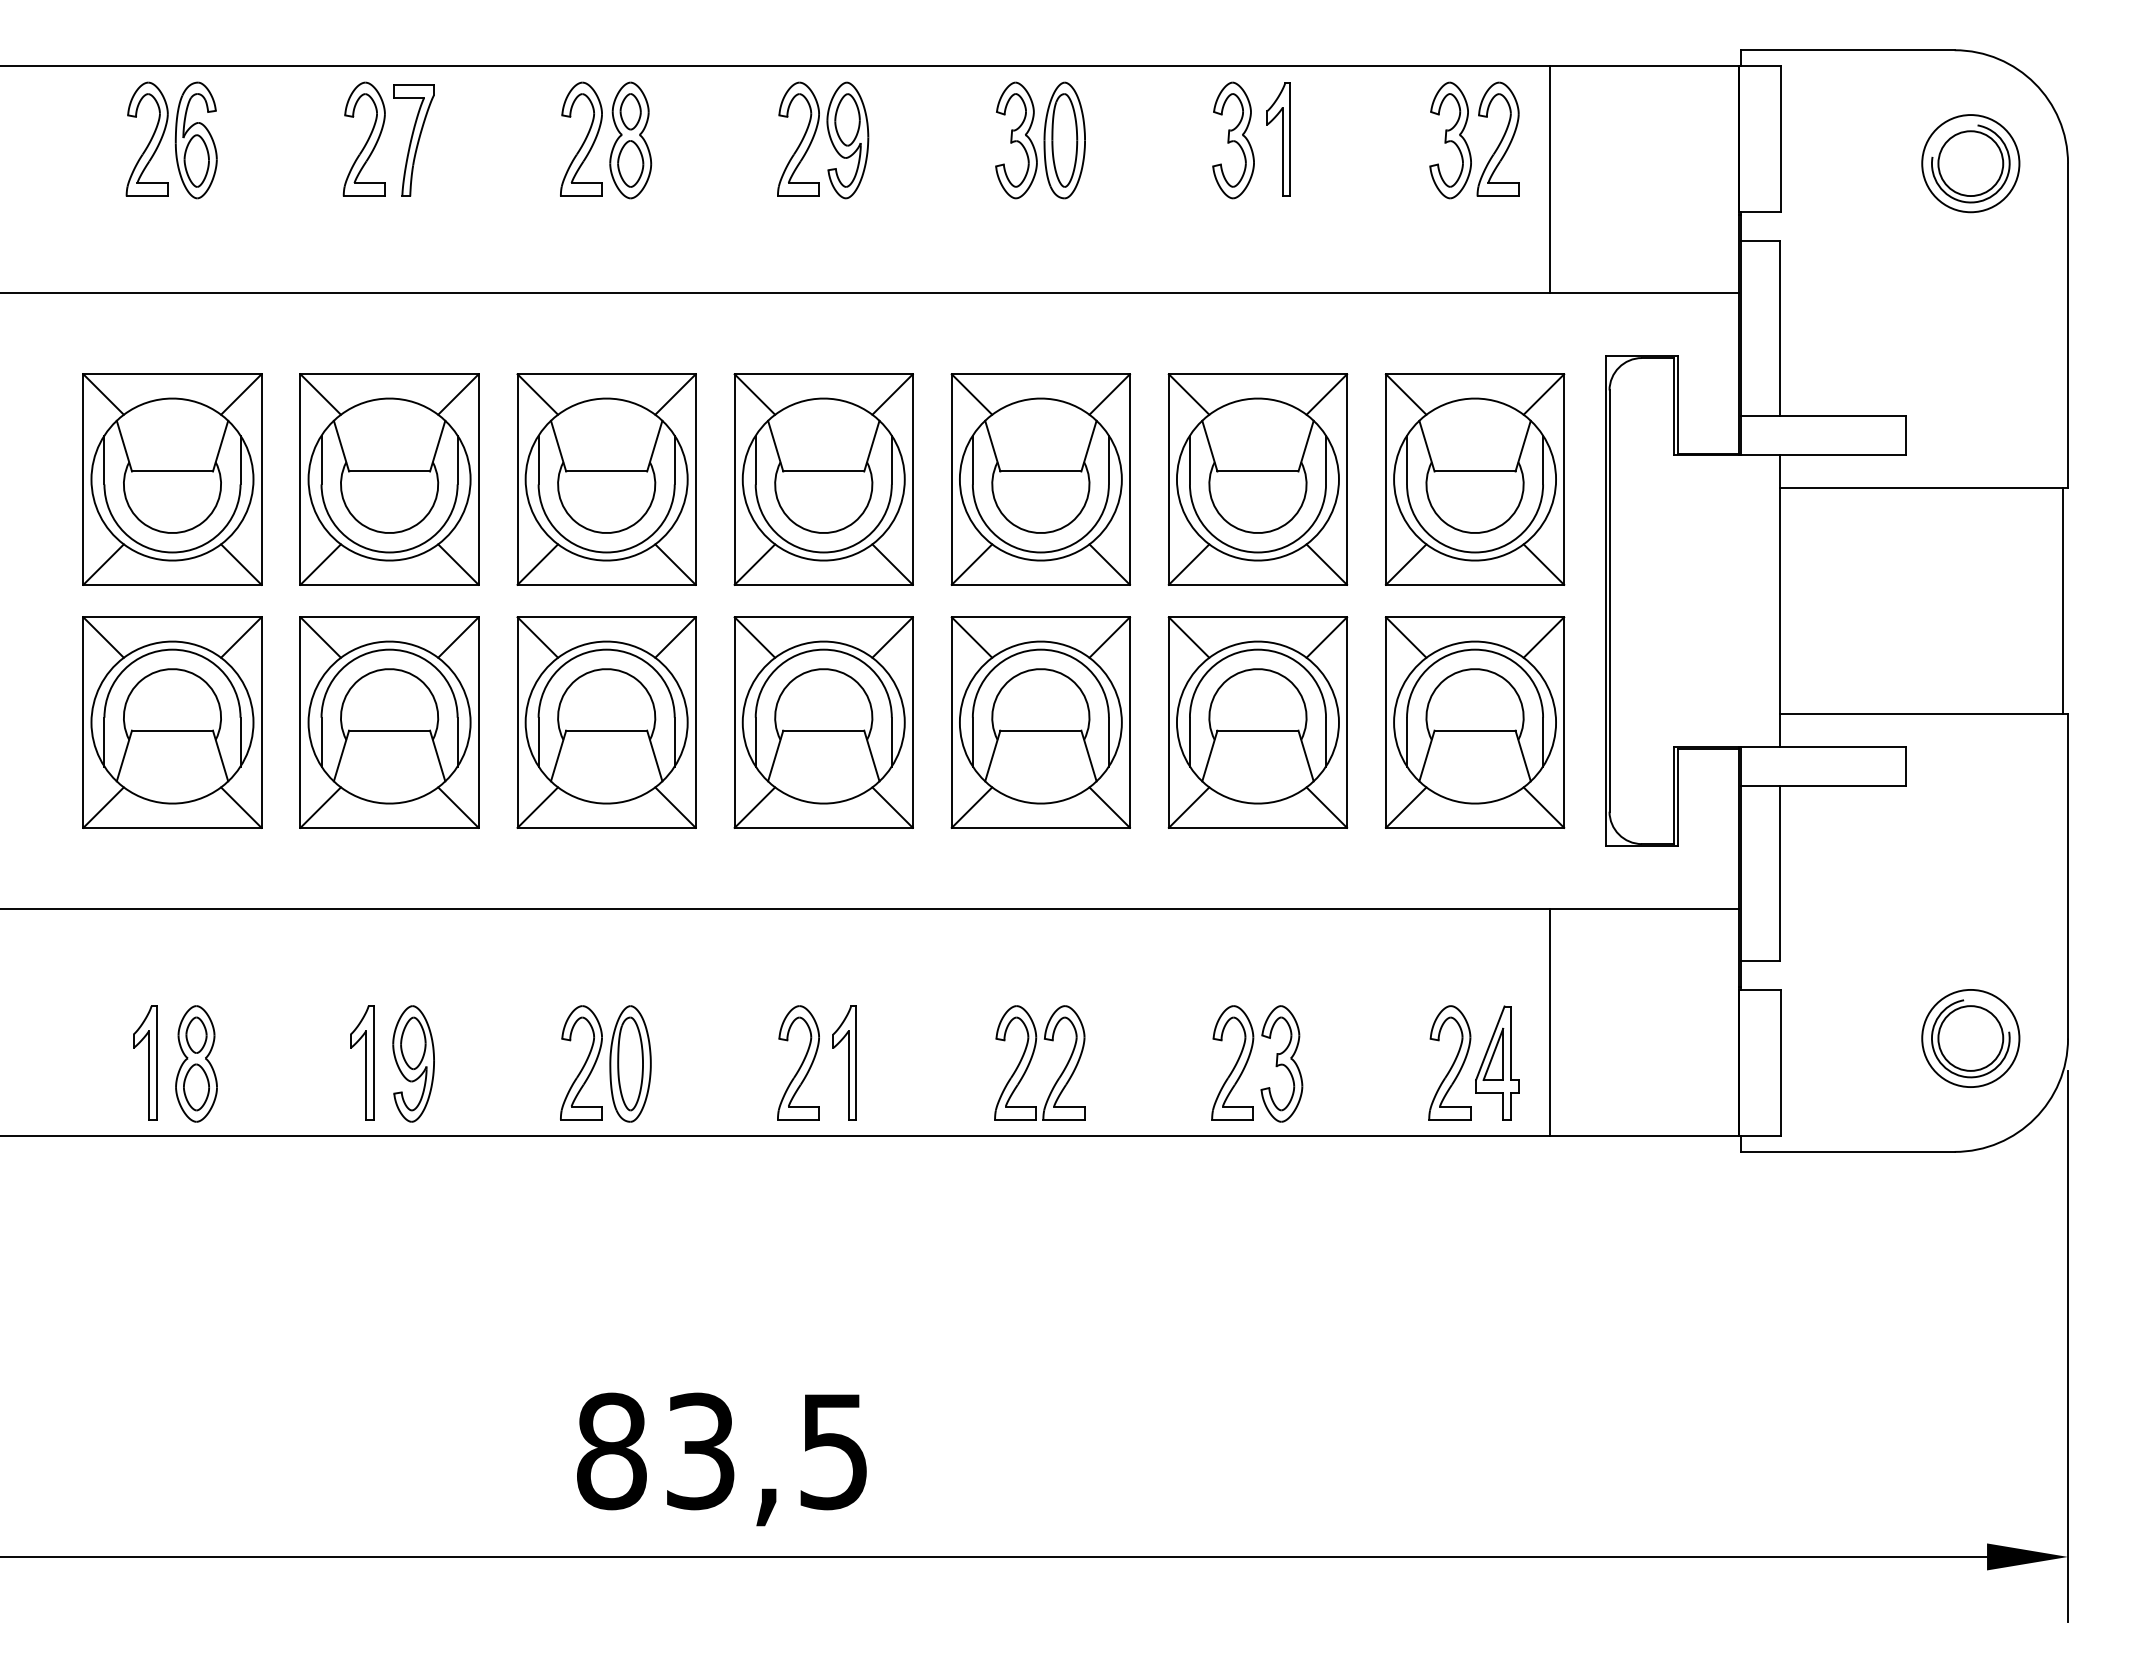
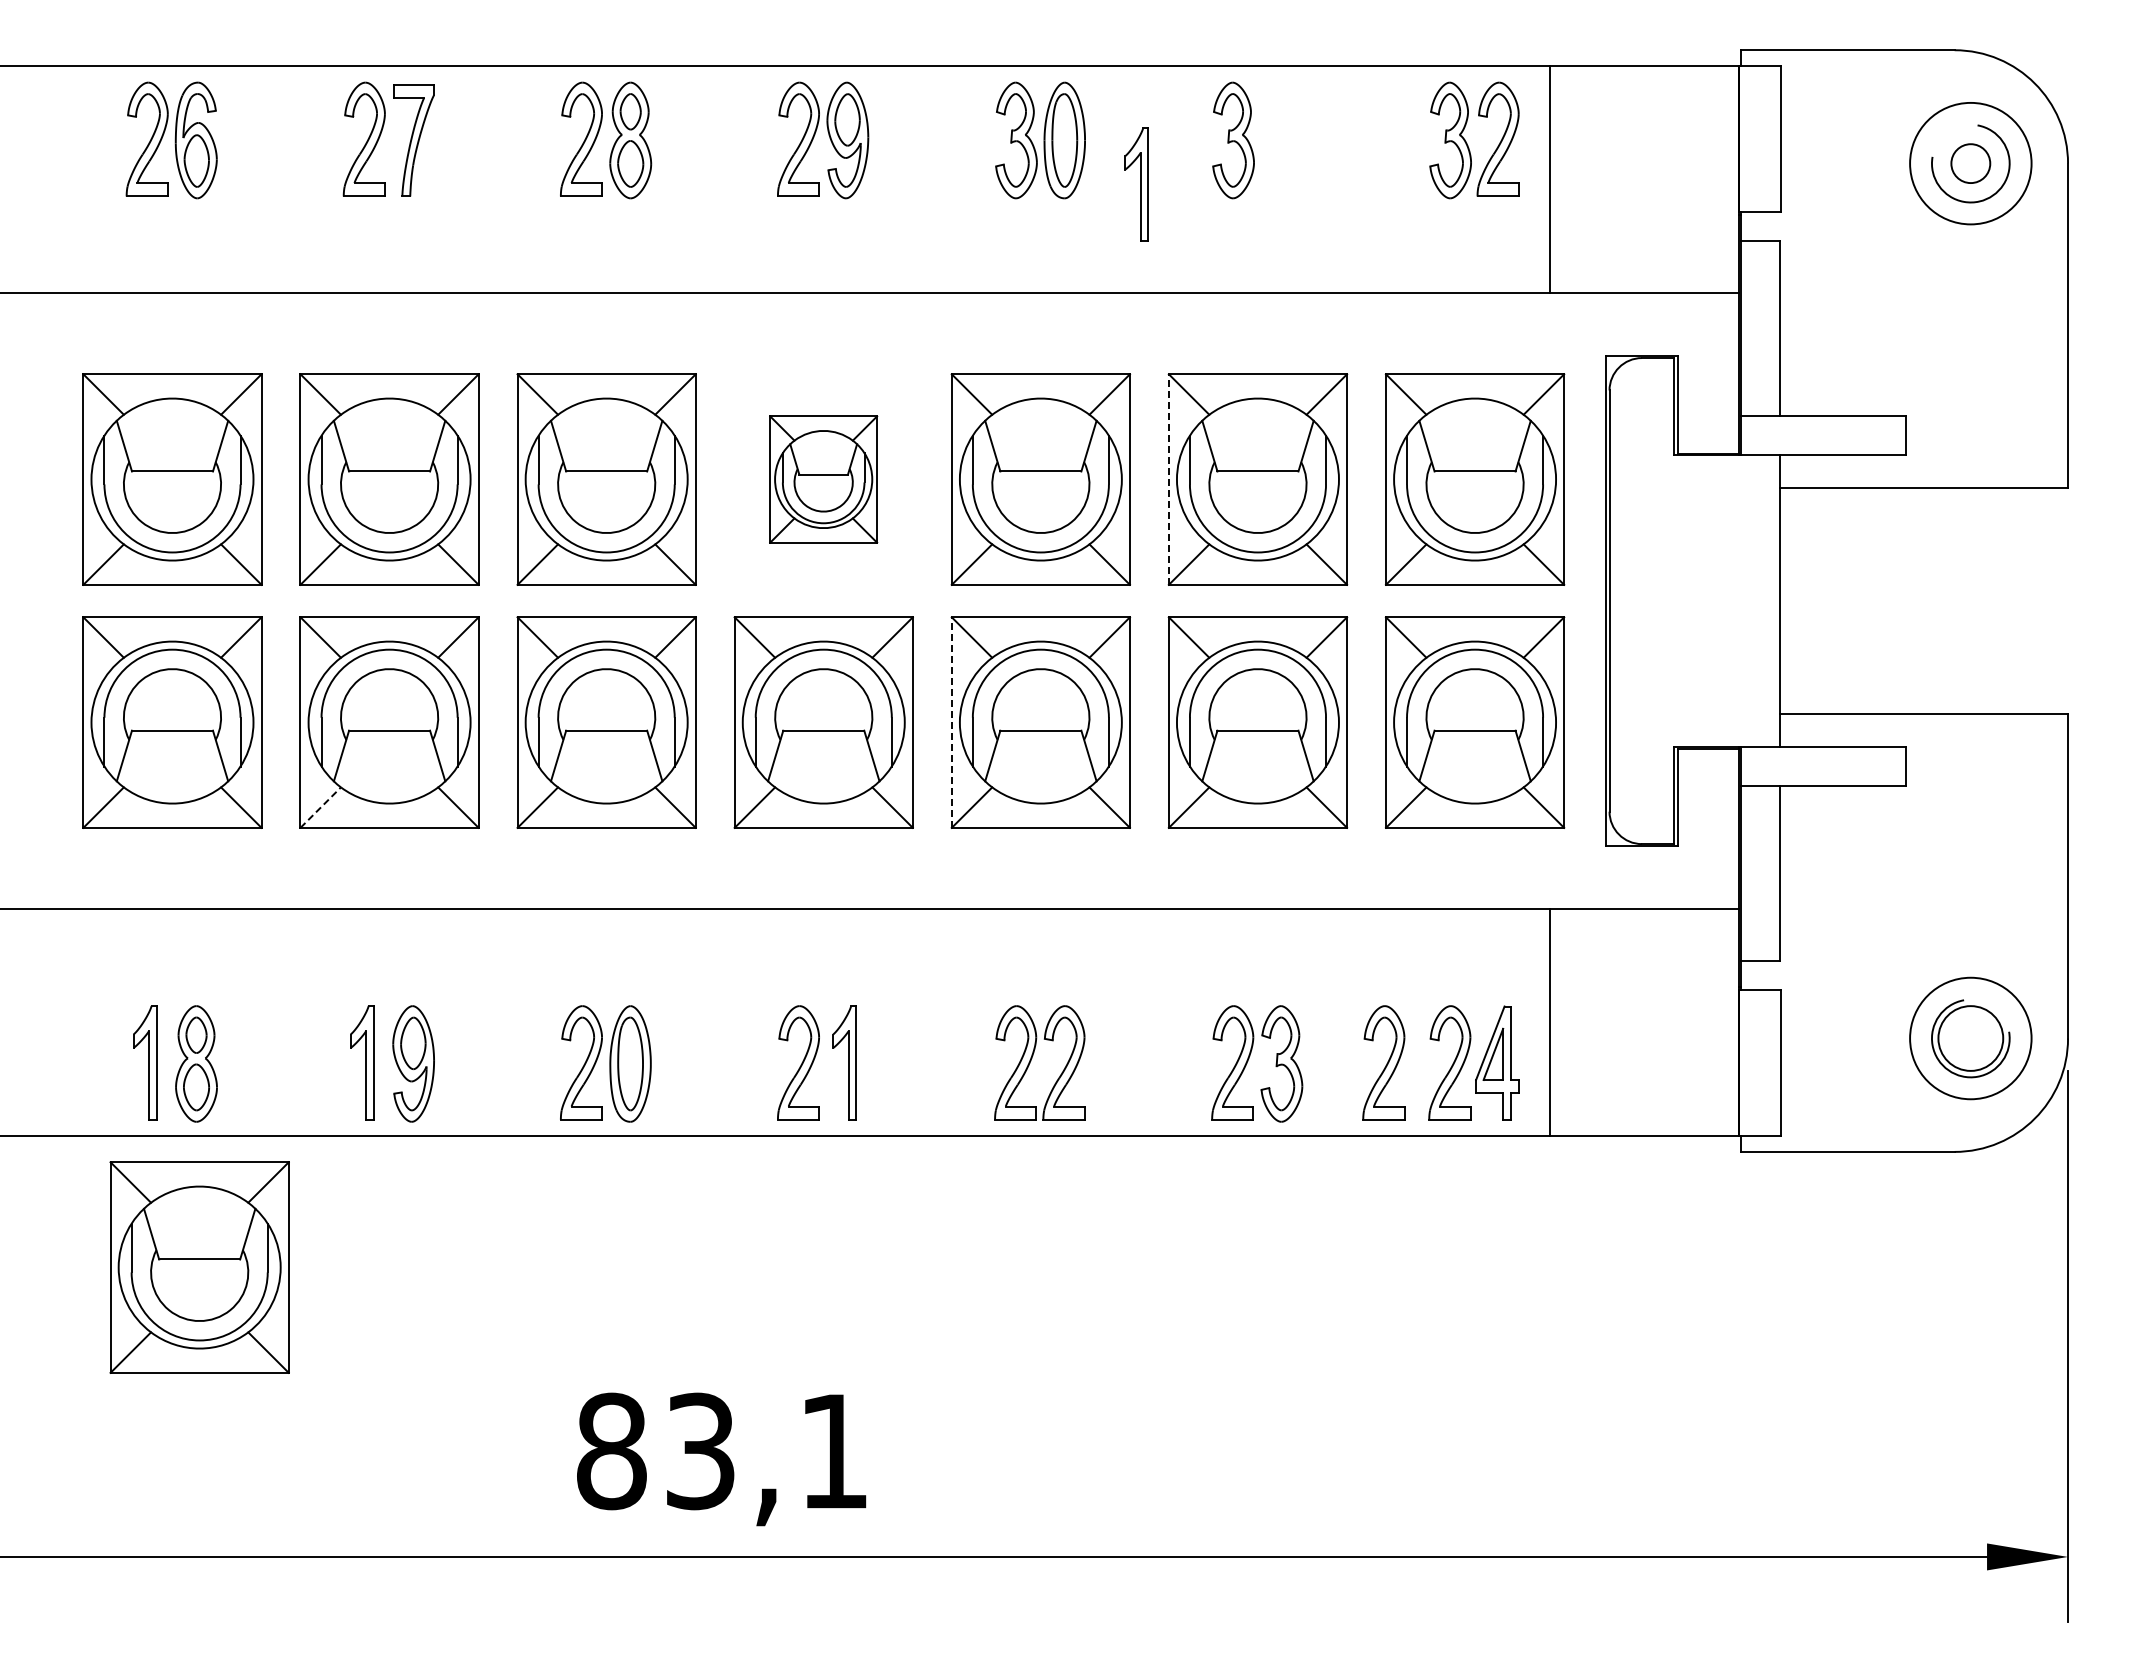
part position: (1278, 139) -> (1136, 184) (1136, 184)
circle diameter: 65 px -> 39 px (1970, 163)
circle diameter: 97 px -> 122 px (1970, 163)
part size: 181x213 px -> 110x129 px (823, 479)
line: solid -> dashed (1168, 479)
line: present -> none (2063, 600)
line: solid -> dashed (951, 722)
line: solid -> dashed (320, 807)
circle diameter: 97 px -> 122 px (1970, 1038)
part: none -> present (1383, 1062)
part: none -> present (199, 1267)
text: 83,5 -> 83,1 (833, 1452)
